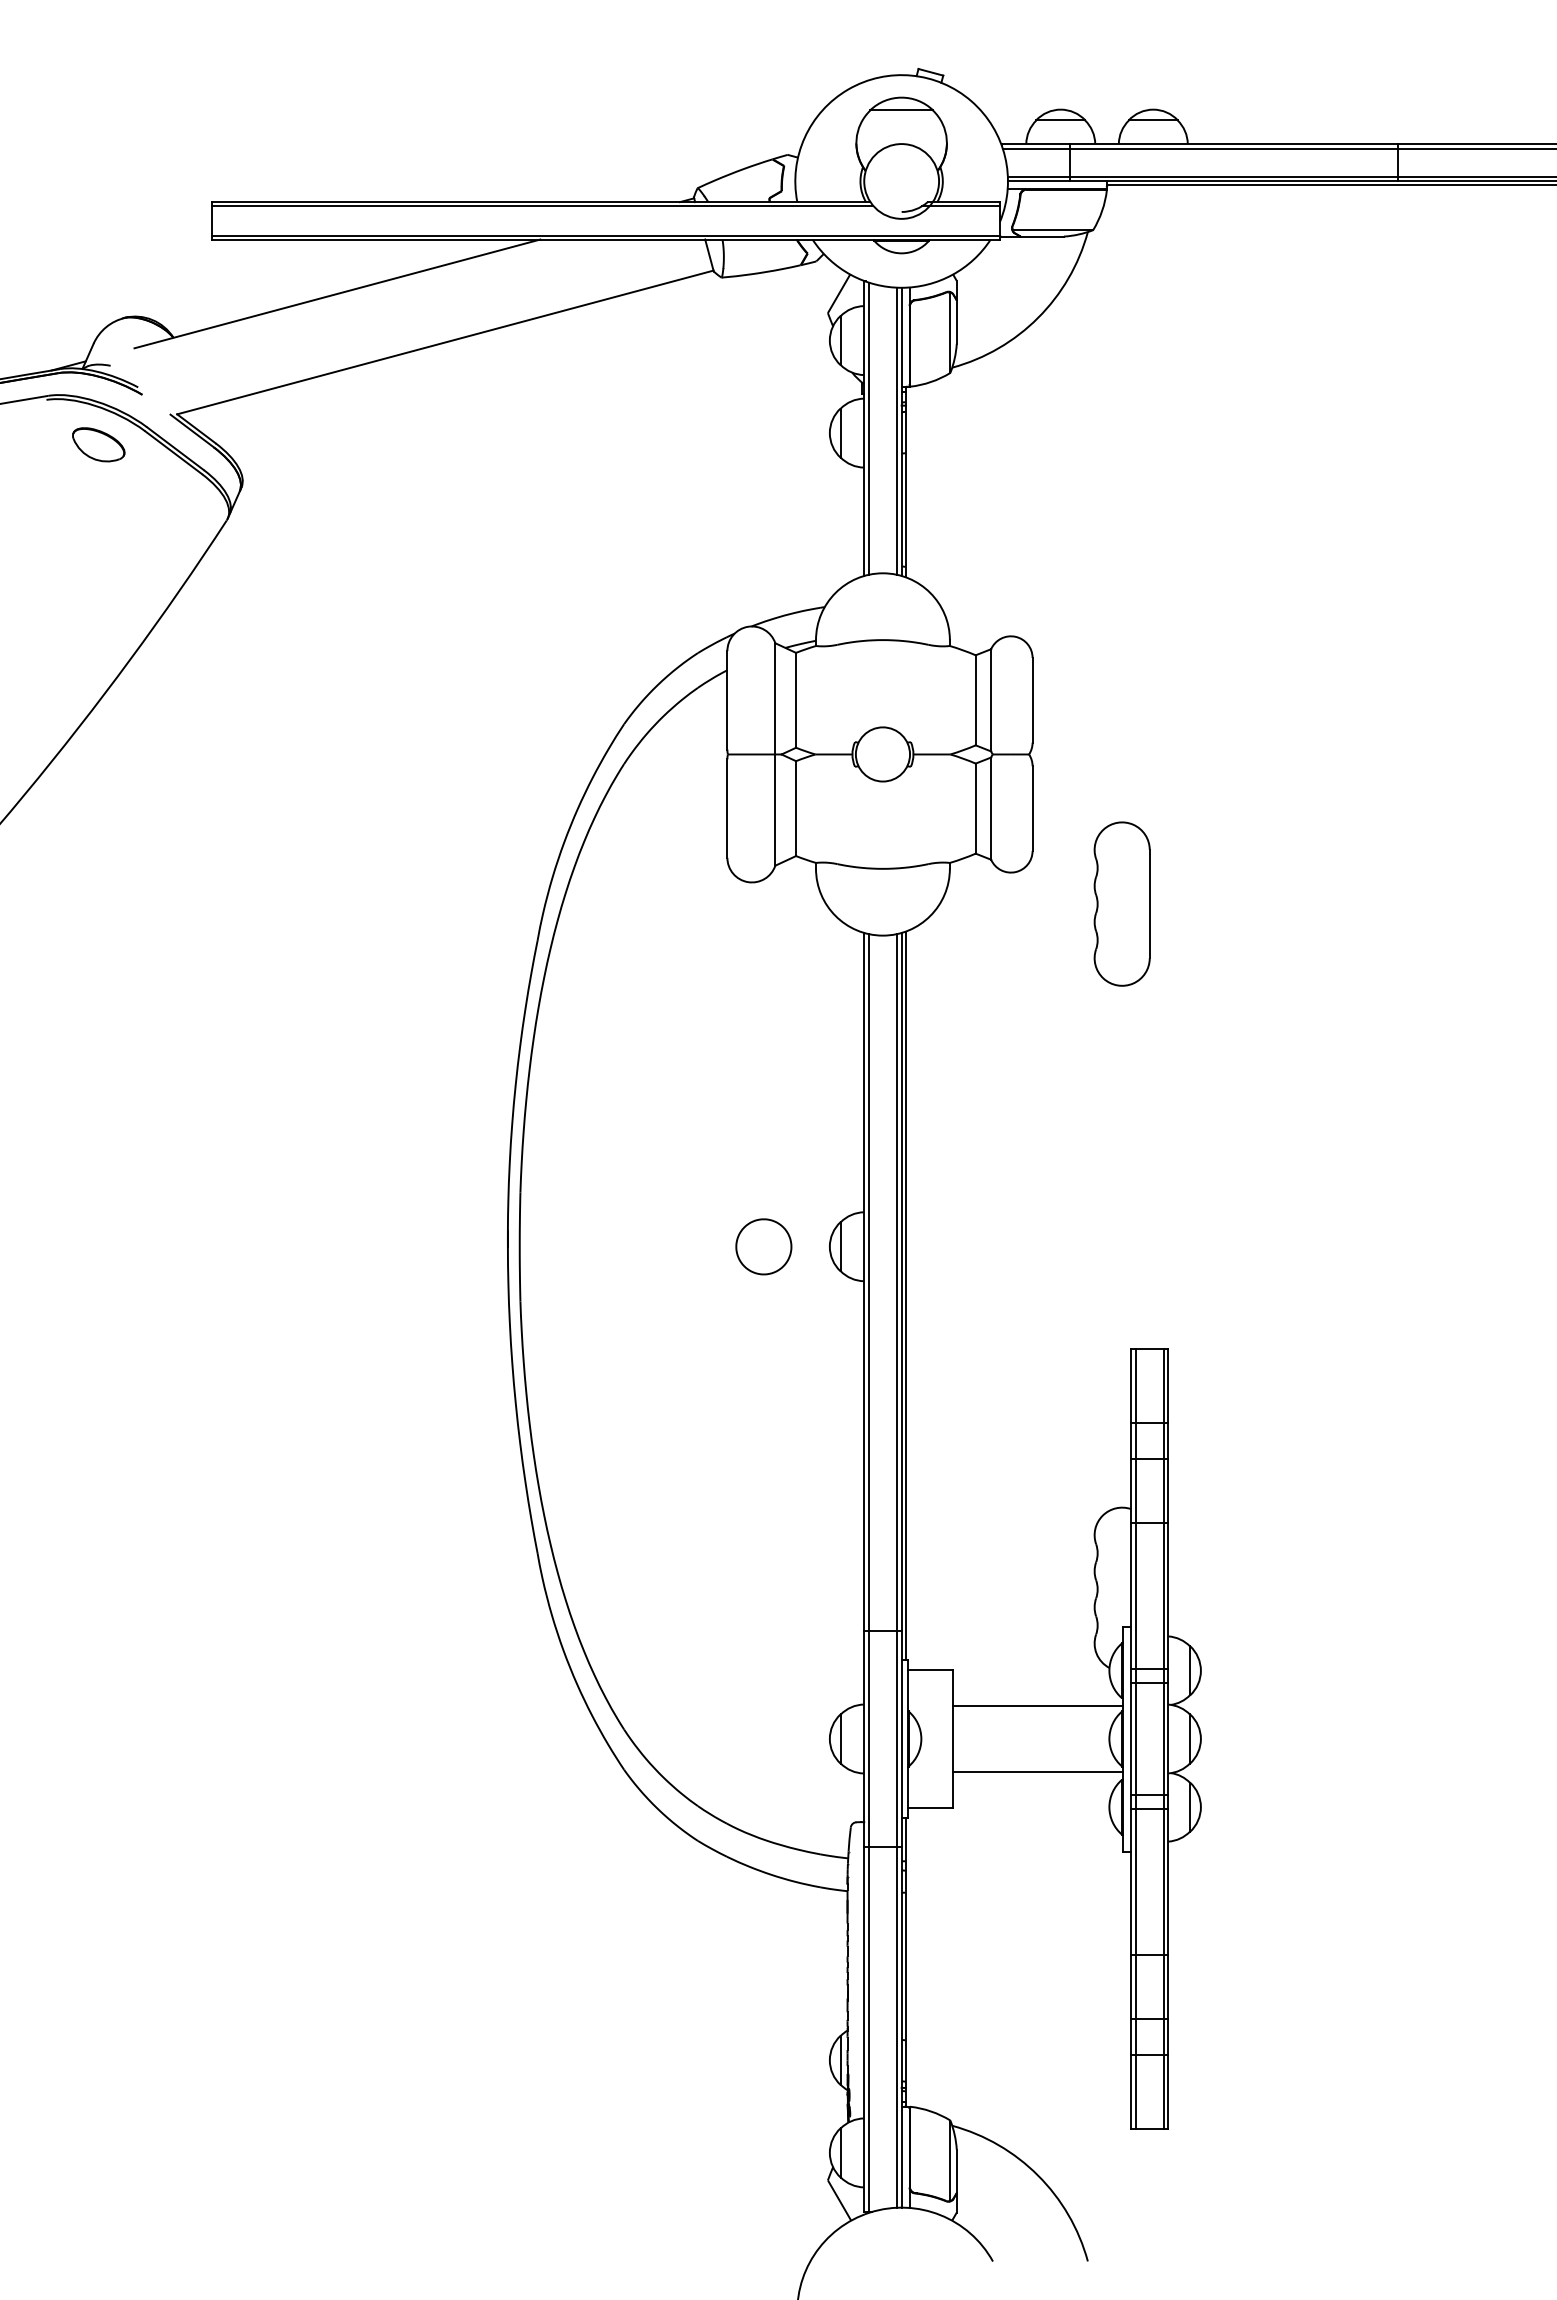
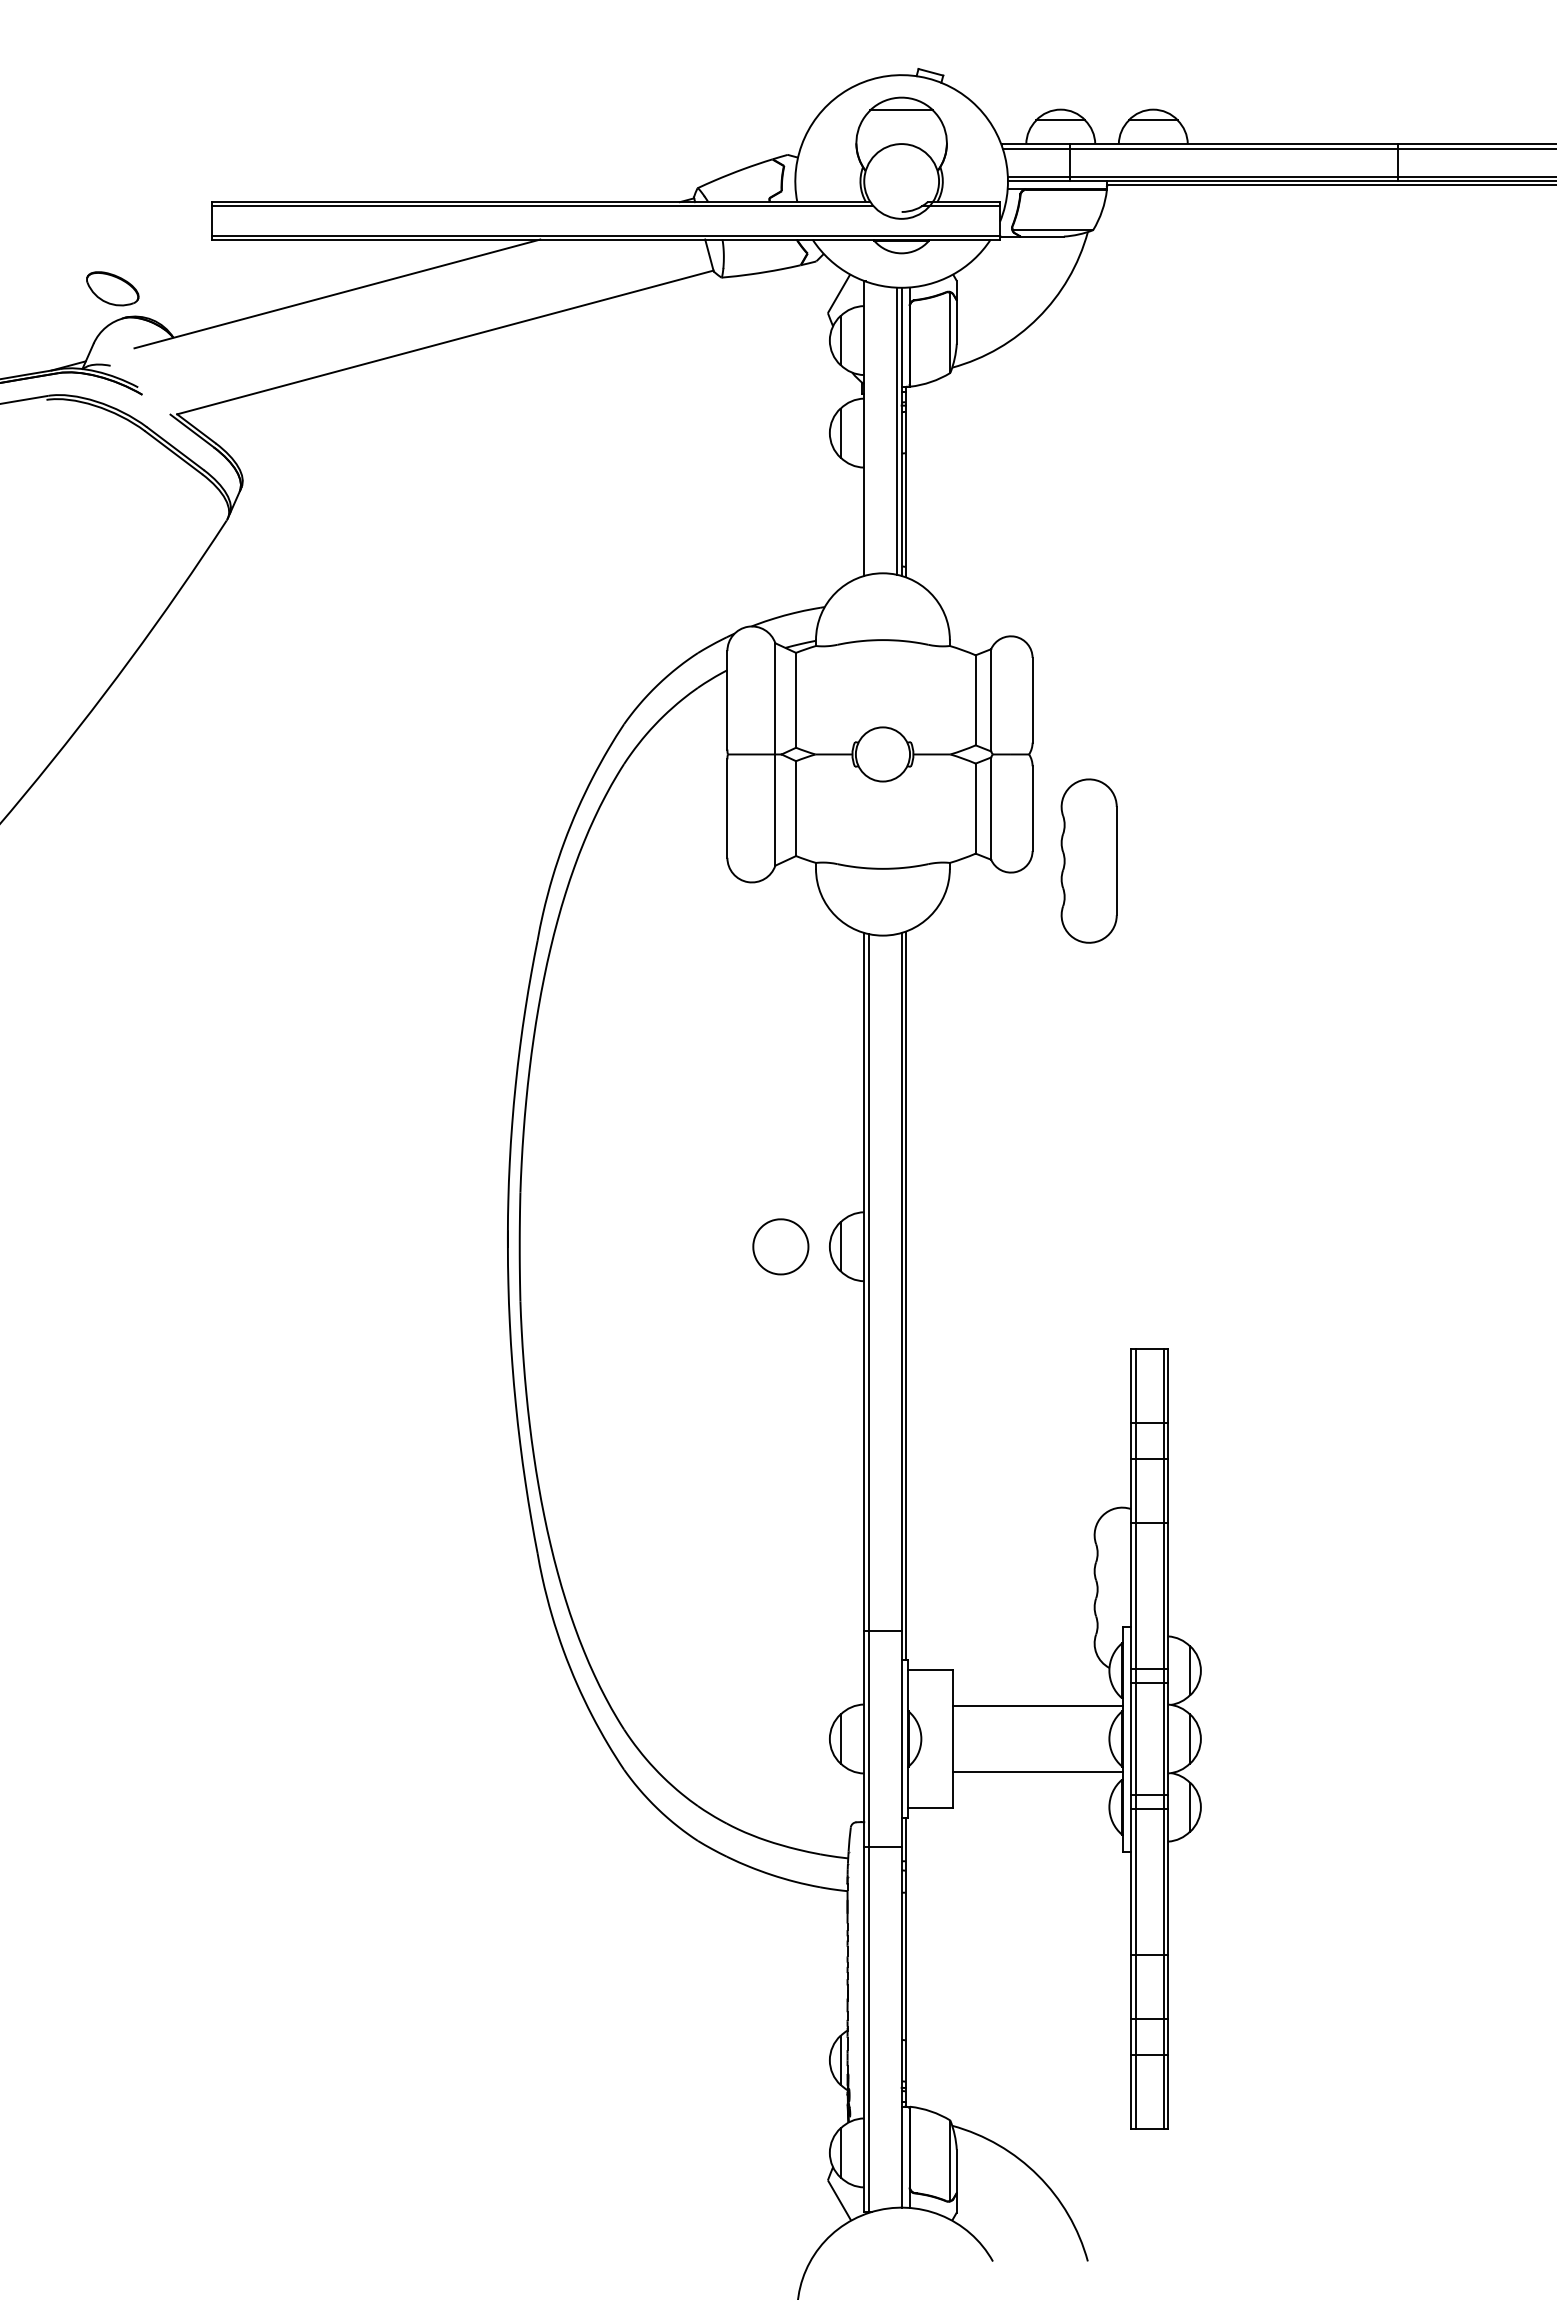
line: present -> none (869, 428)
part position: (98, 444) -> (112, 288) (112, 288)
part position: (1121, 903) -> (1088, 860) (1088, 860)
part position: (763, 1246) -> (780, 1246) (780, 1246)
line: present -> none (896, 1570)
